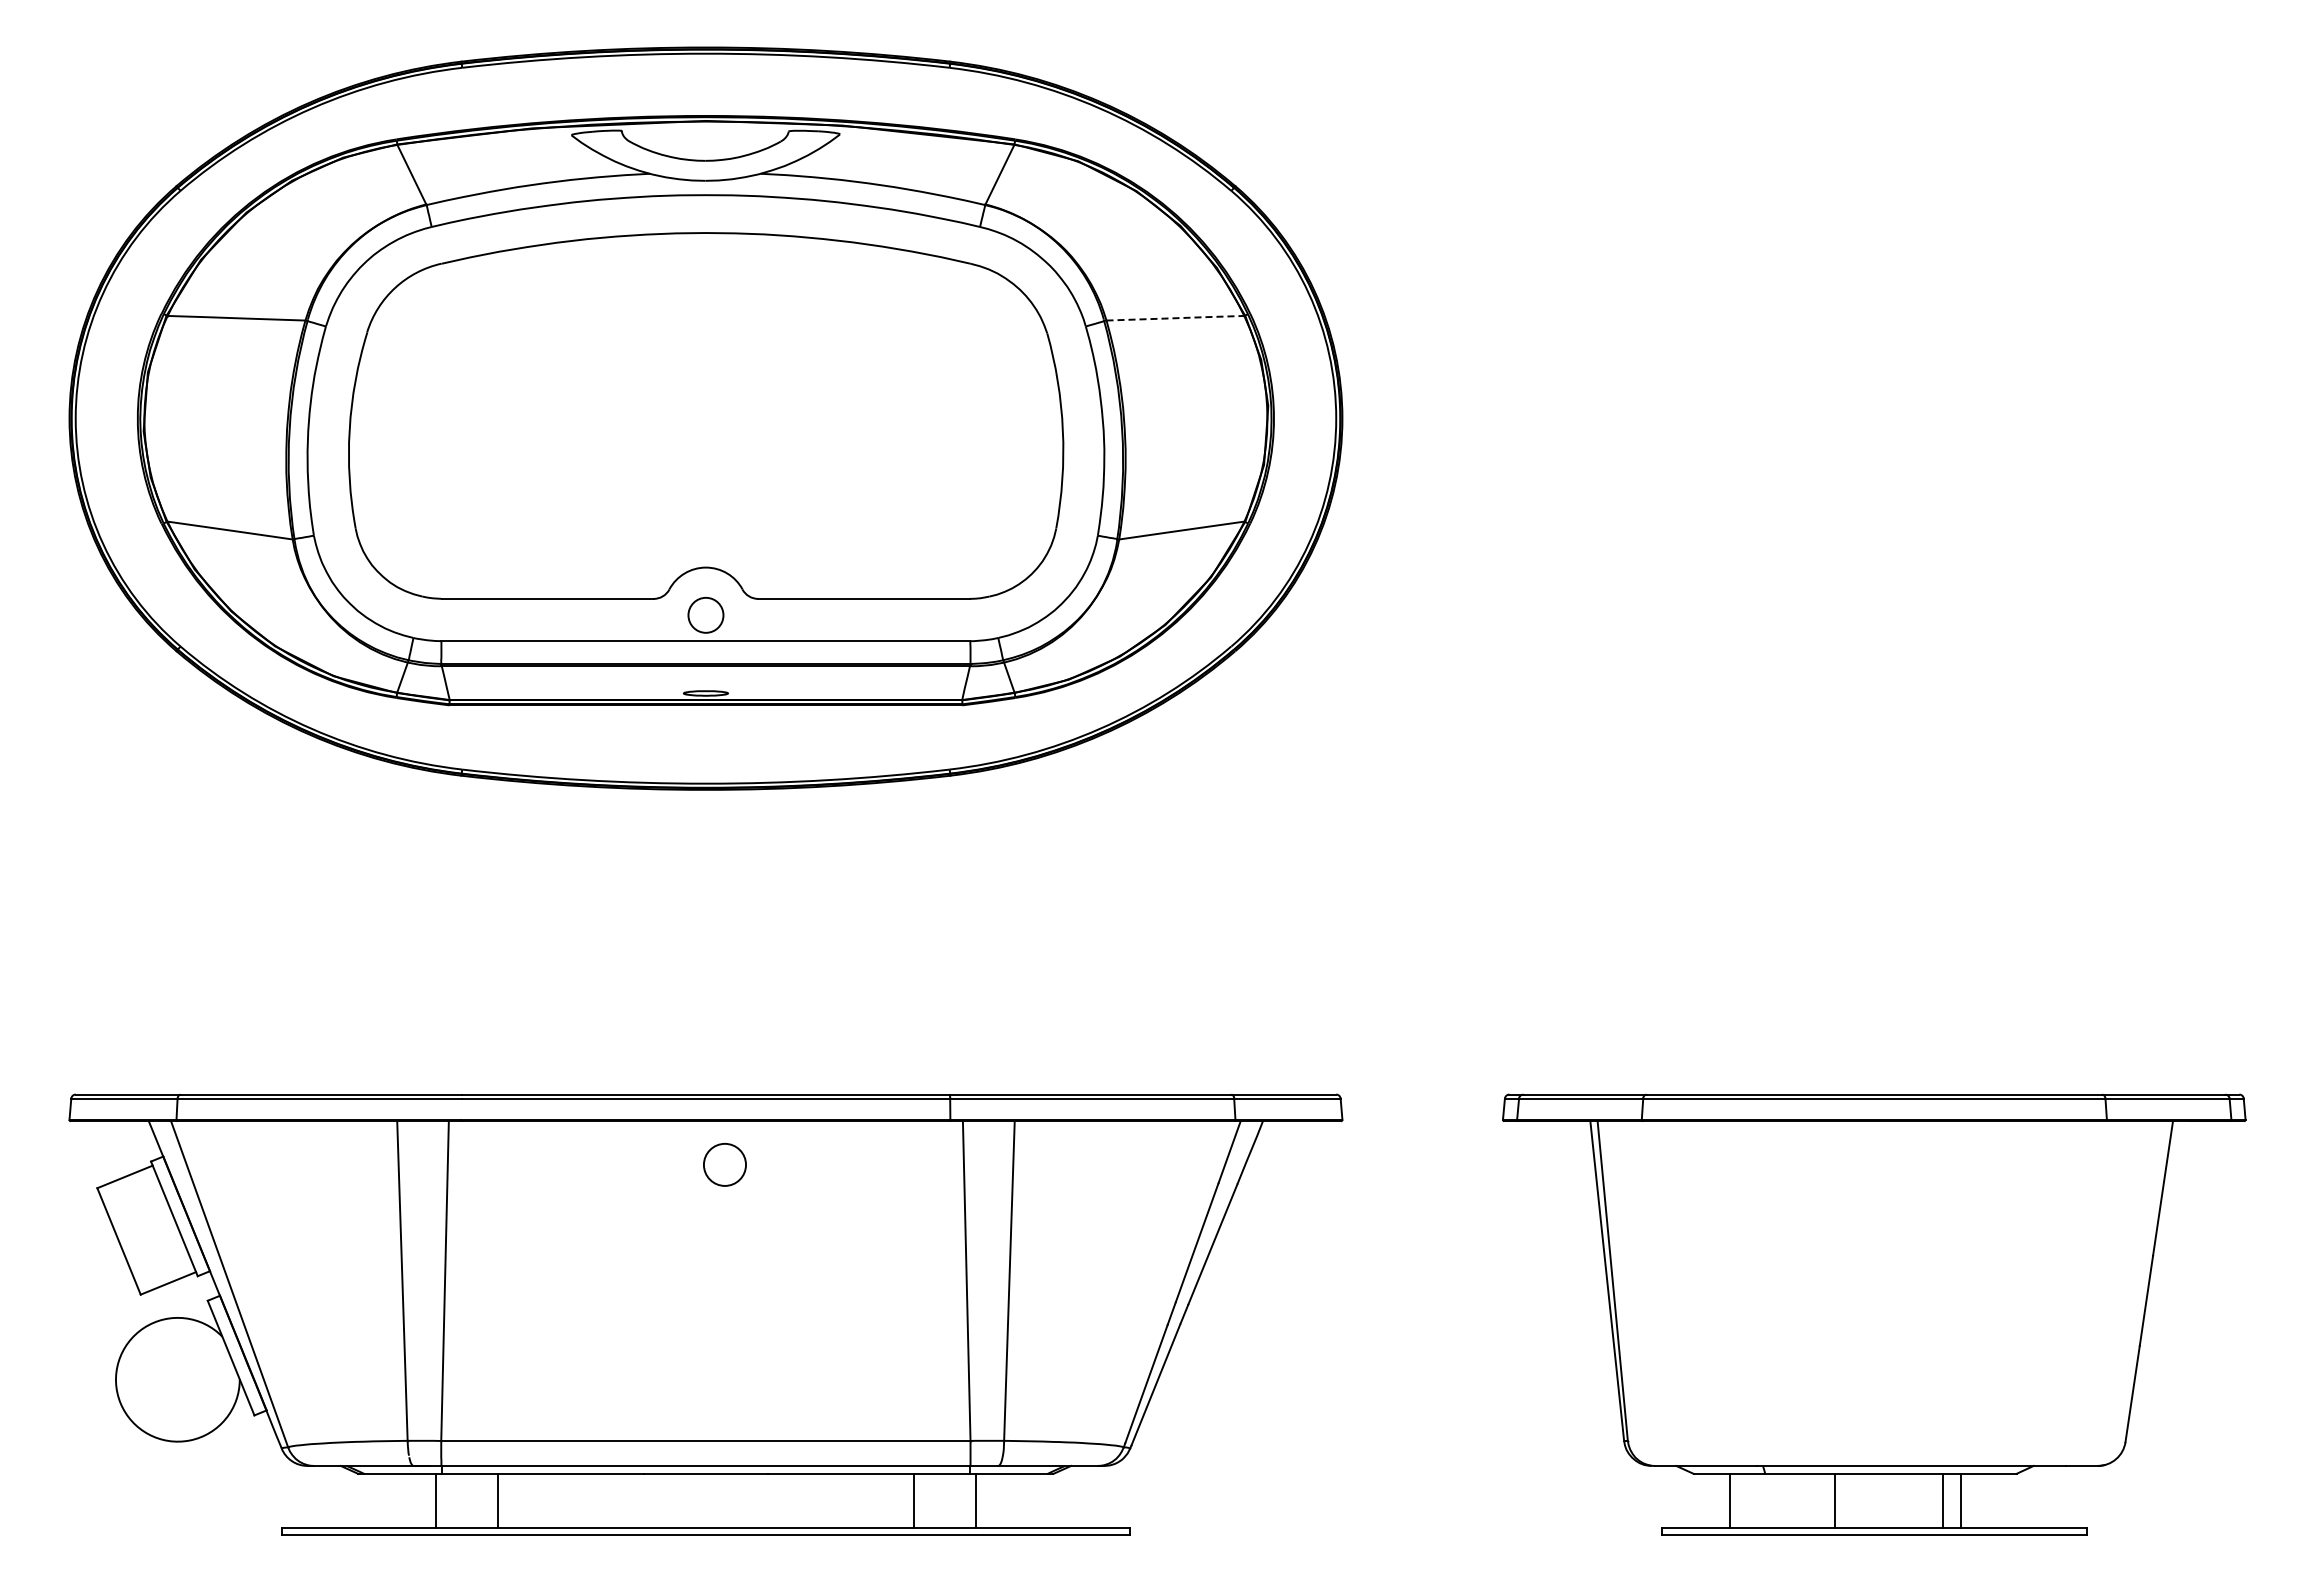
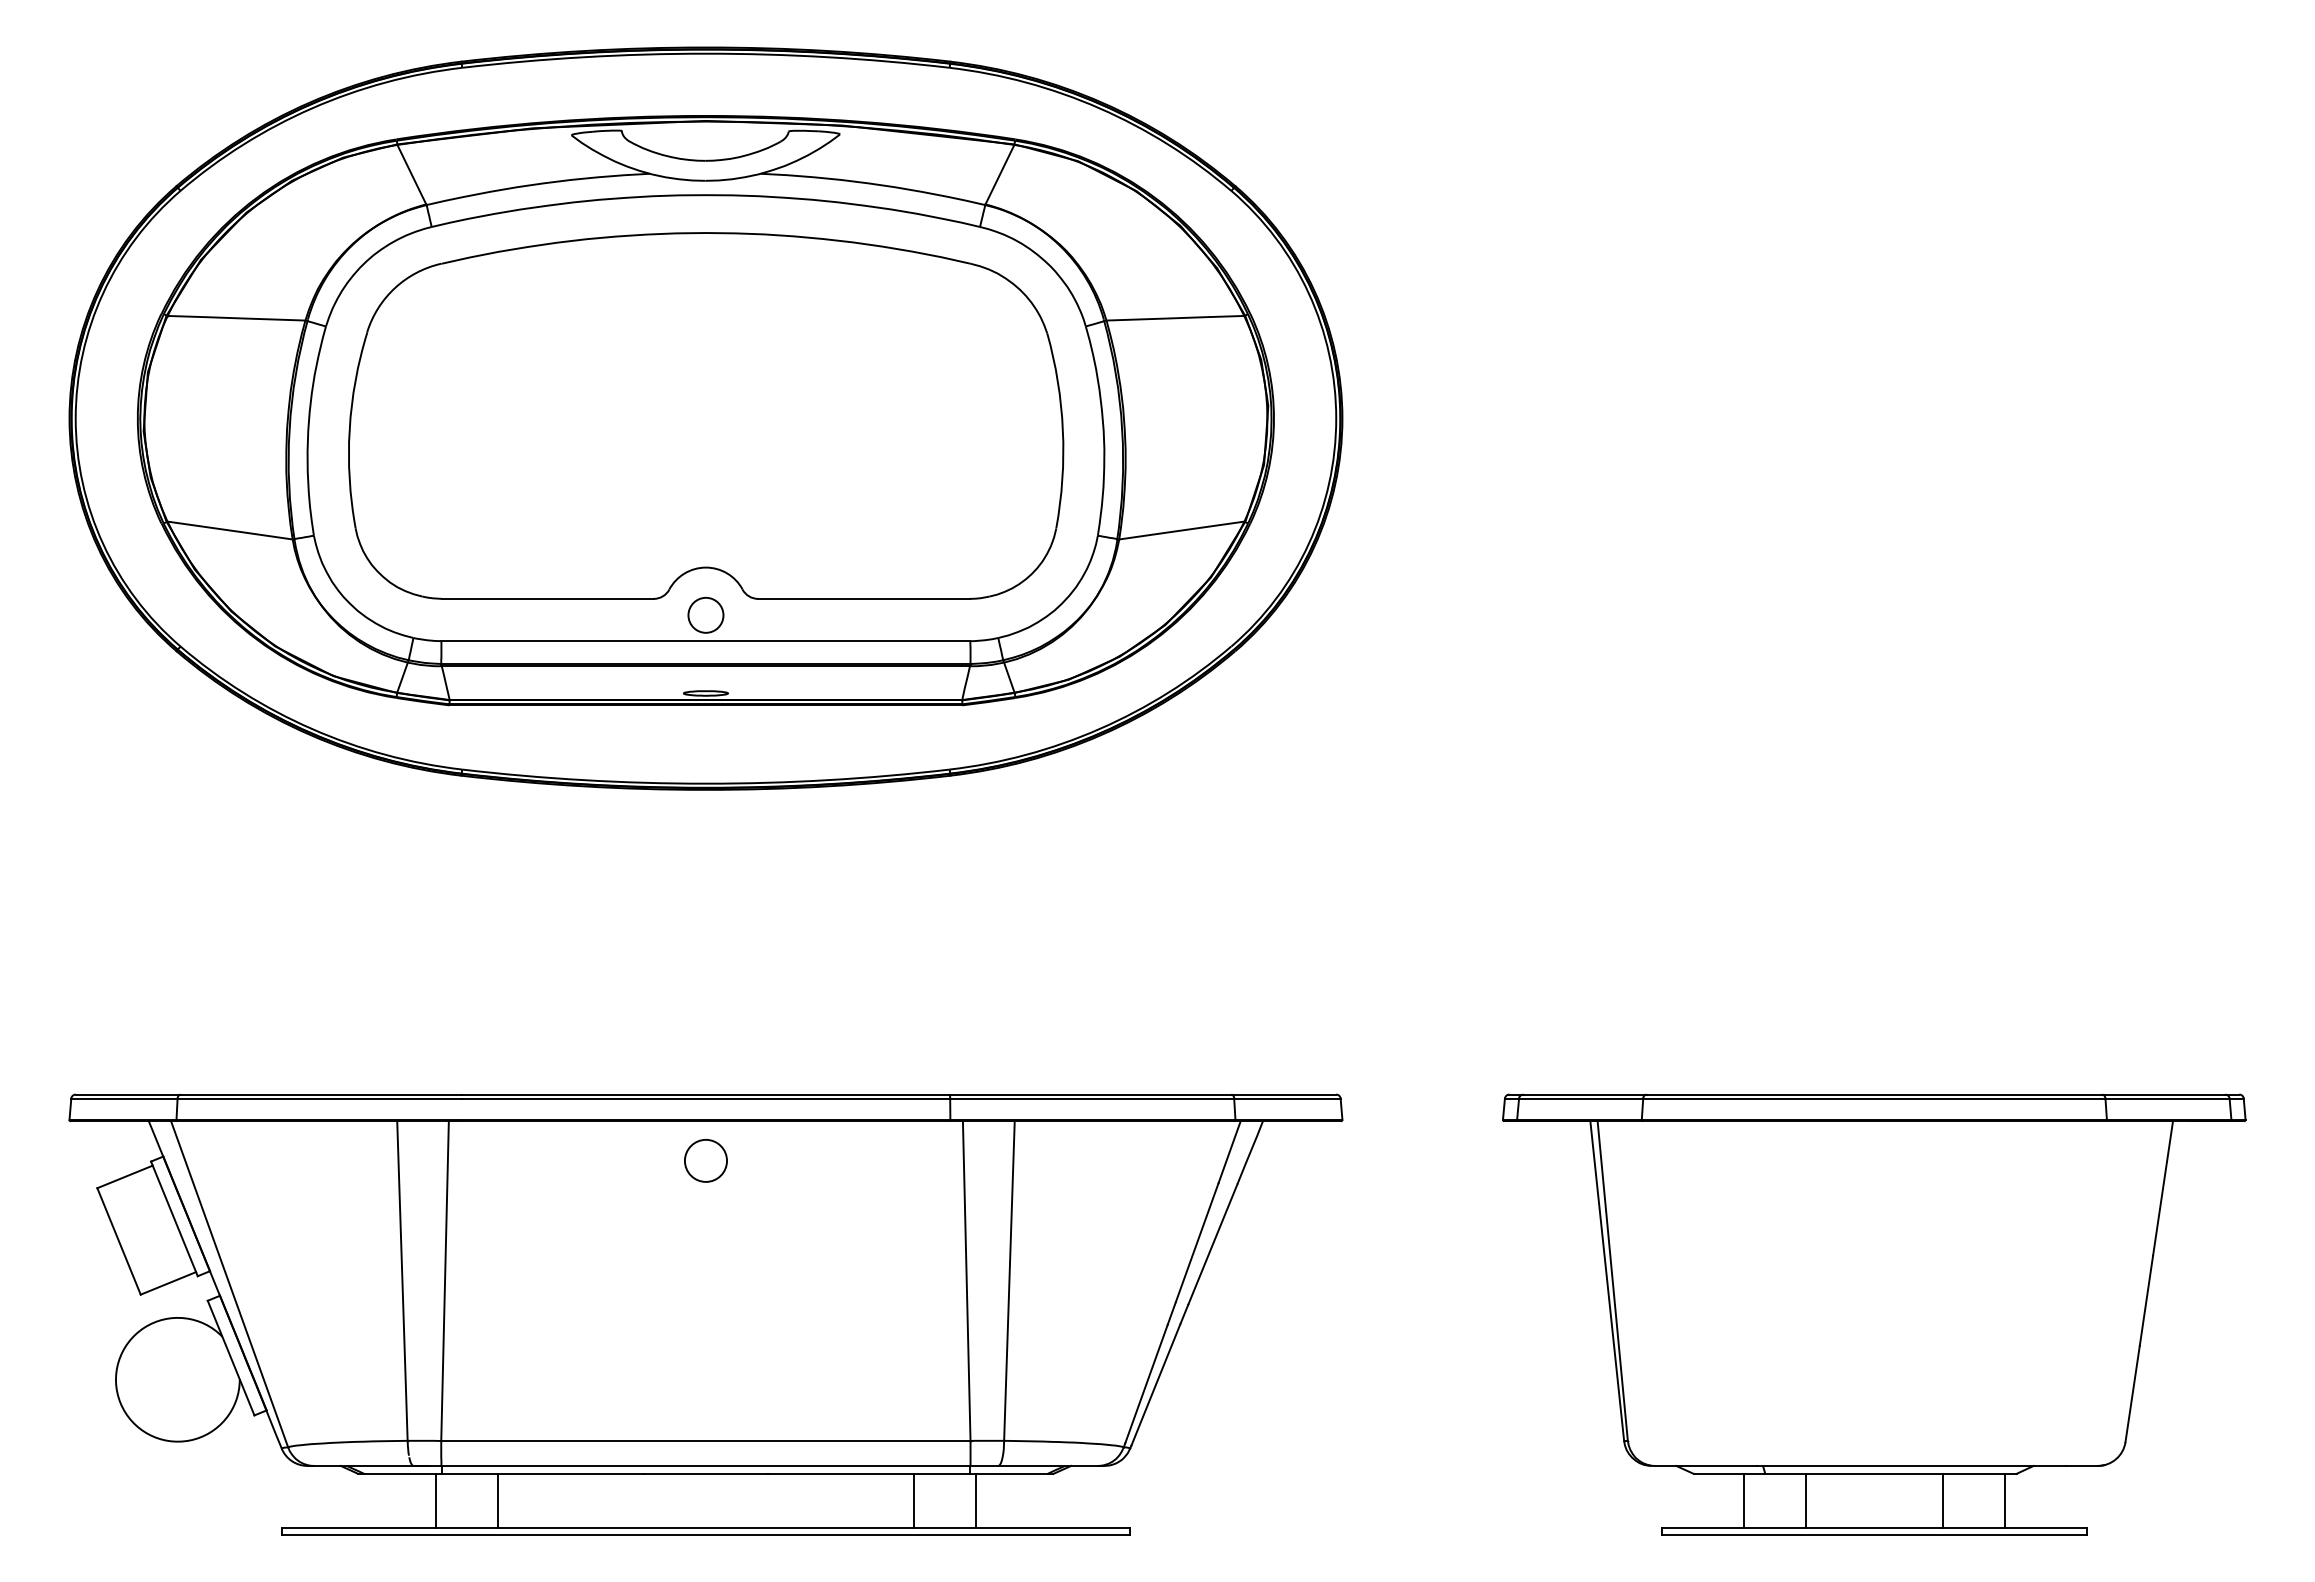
line: dashed -> solid (1175, 318)
circle position: (724, 1164) -> (705, 1160) (705, 1160)
line position: (1730, 1500) -> (1744, 1500) (1744, 1500)
line position: (1834, 1500) -> (1805, 1500) (1805, 1500)
line position: (1960, 1500) -> (2004, 1500) (2004, 1500)
